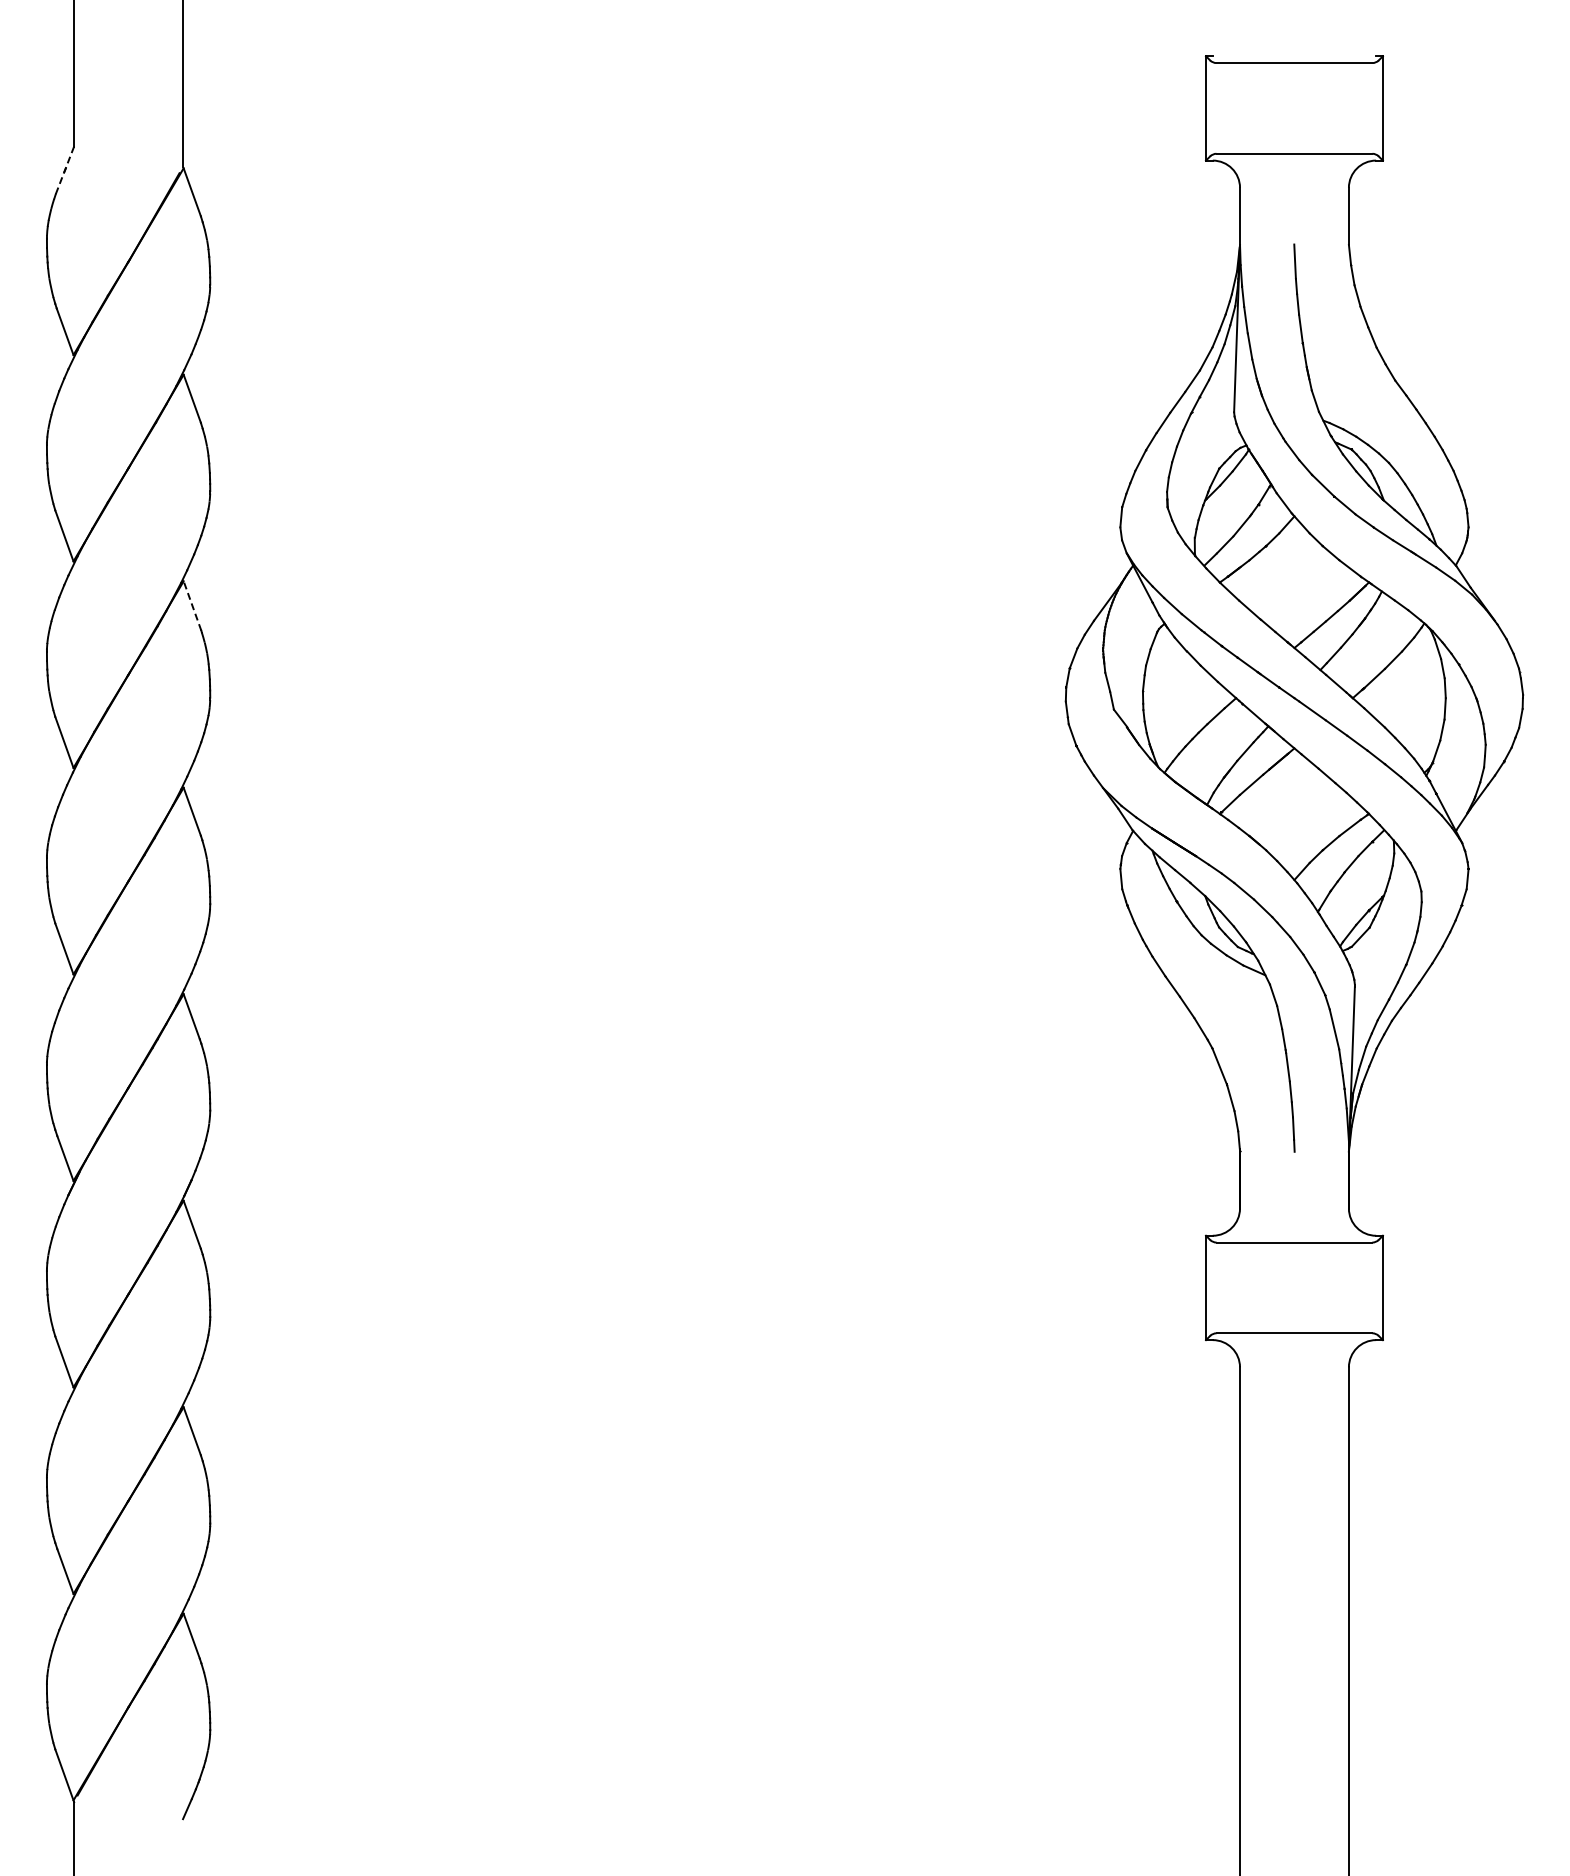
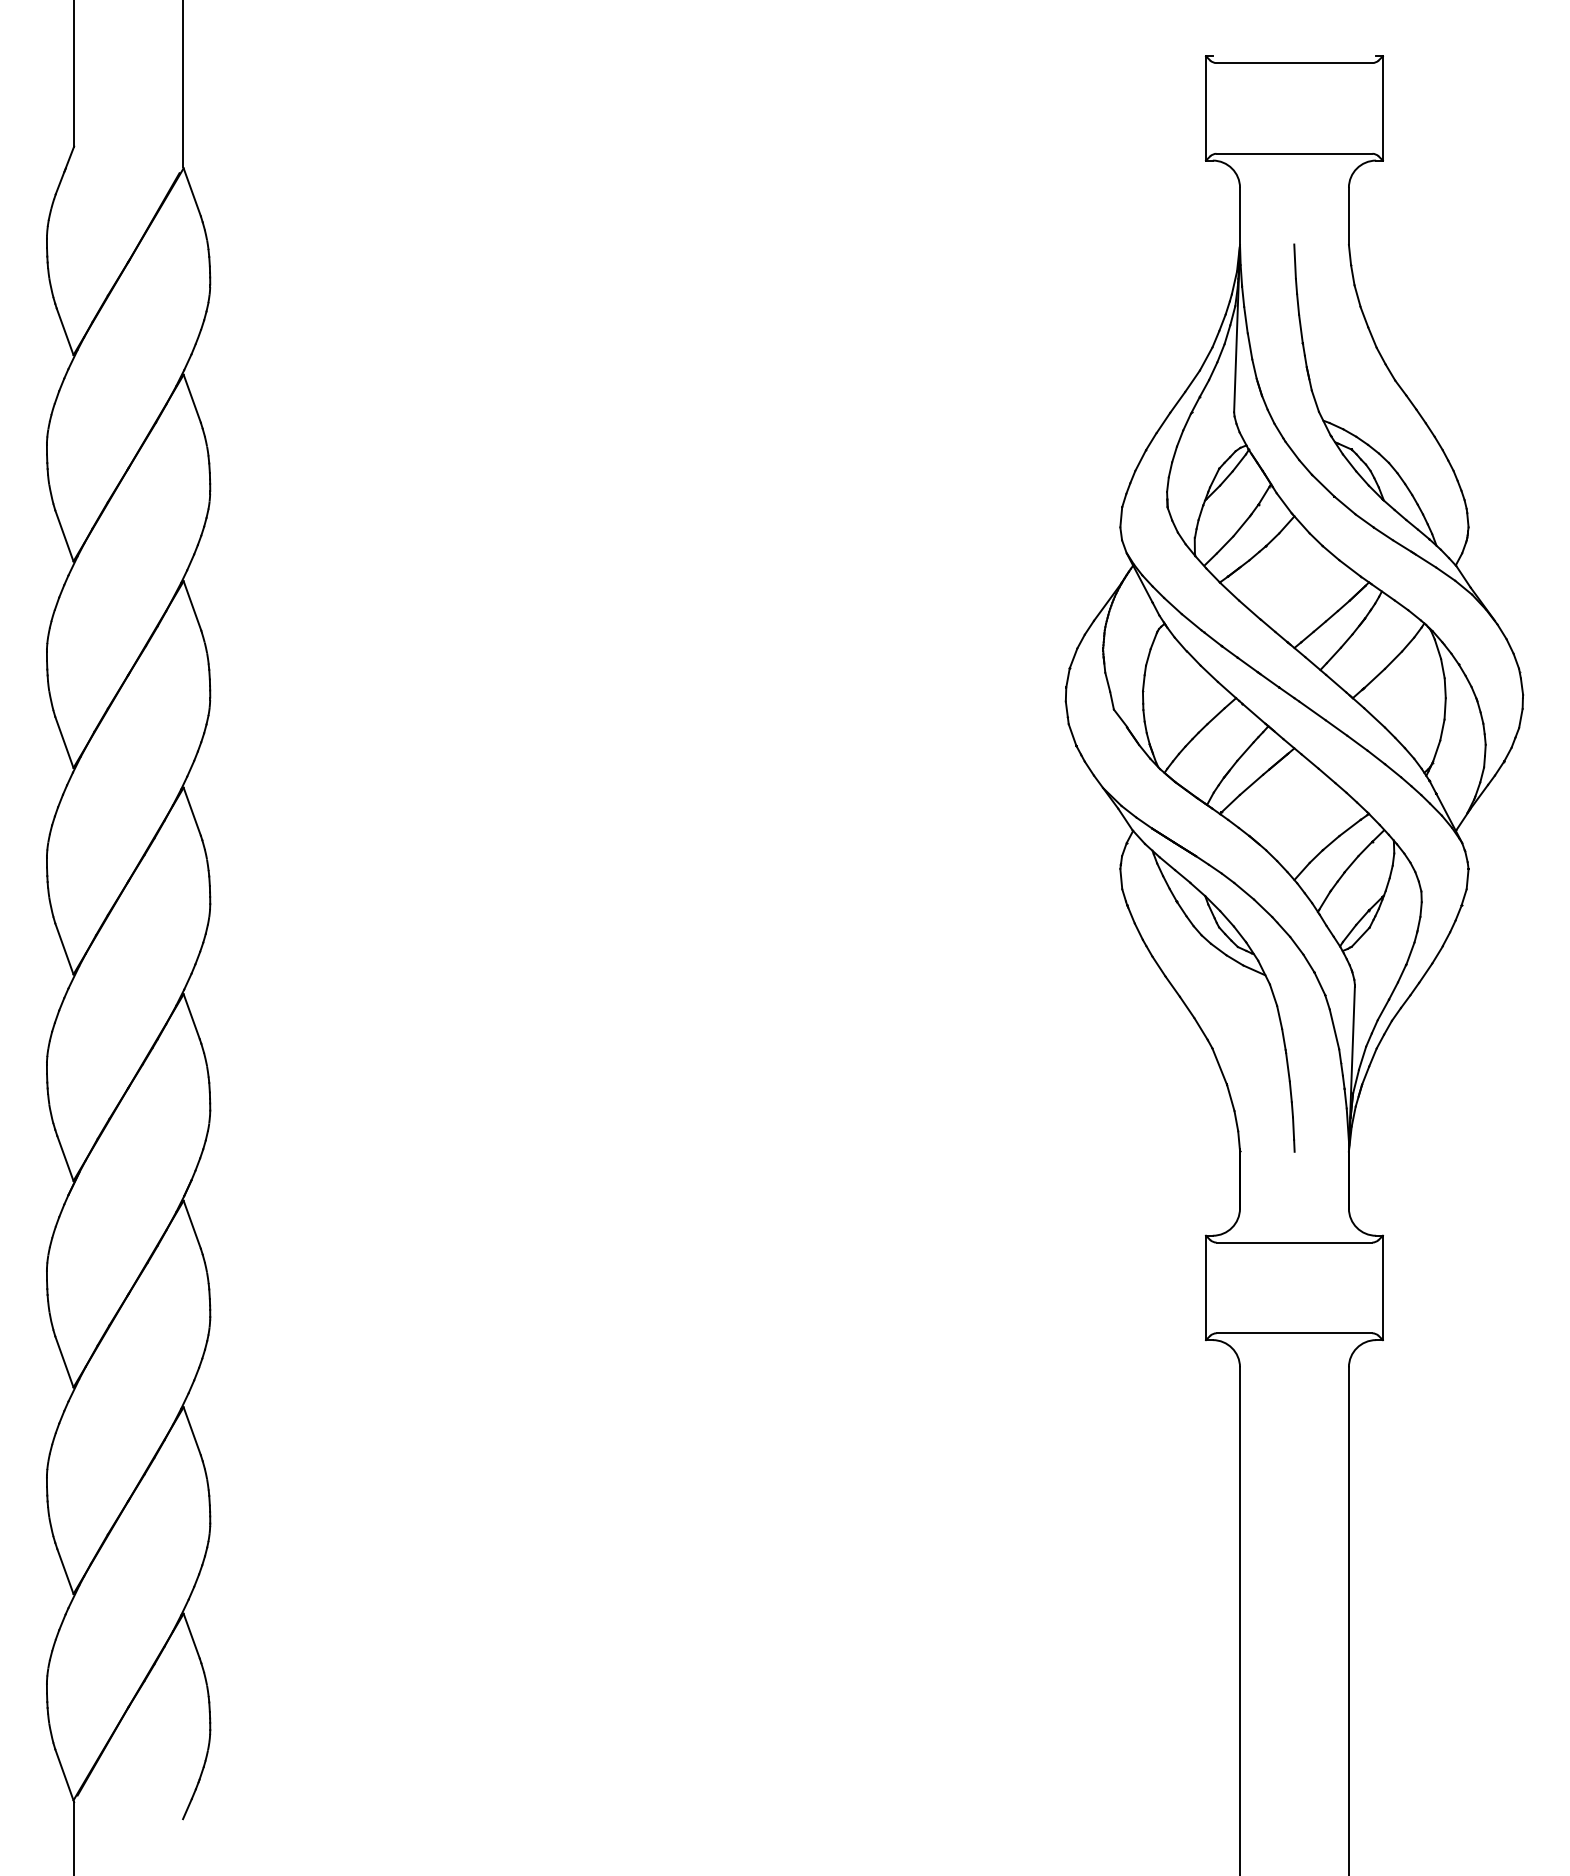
line: dashed -> solid (64, 170)
line: dashed -> solid (192, 605)
